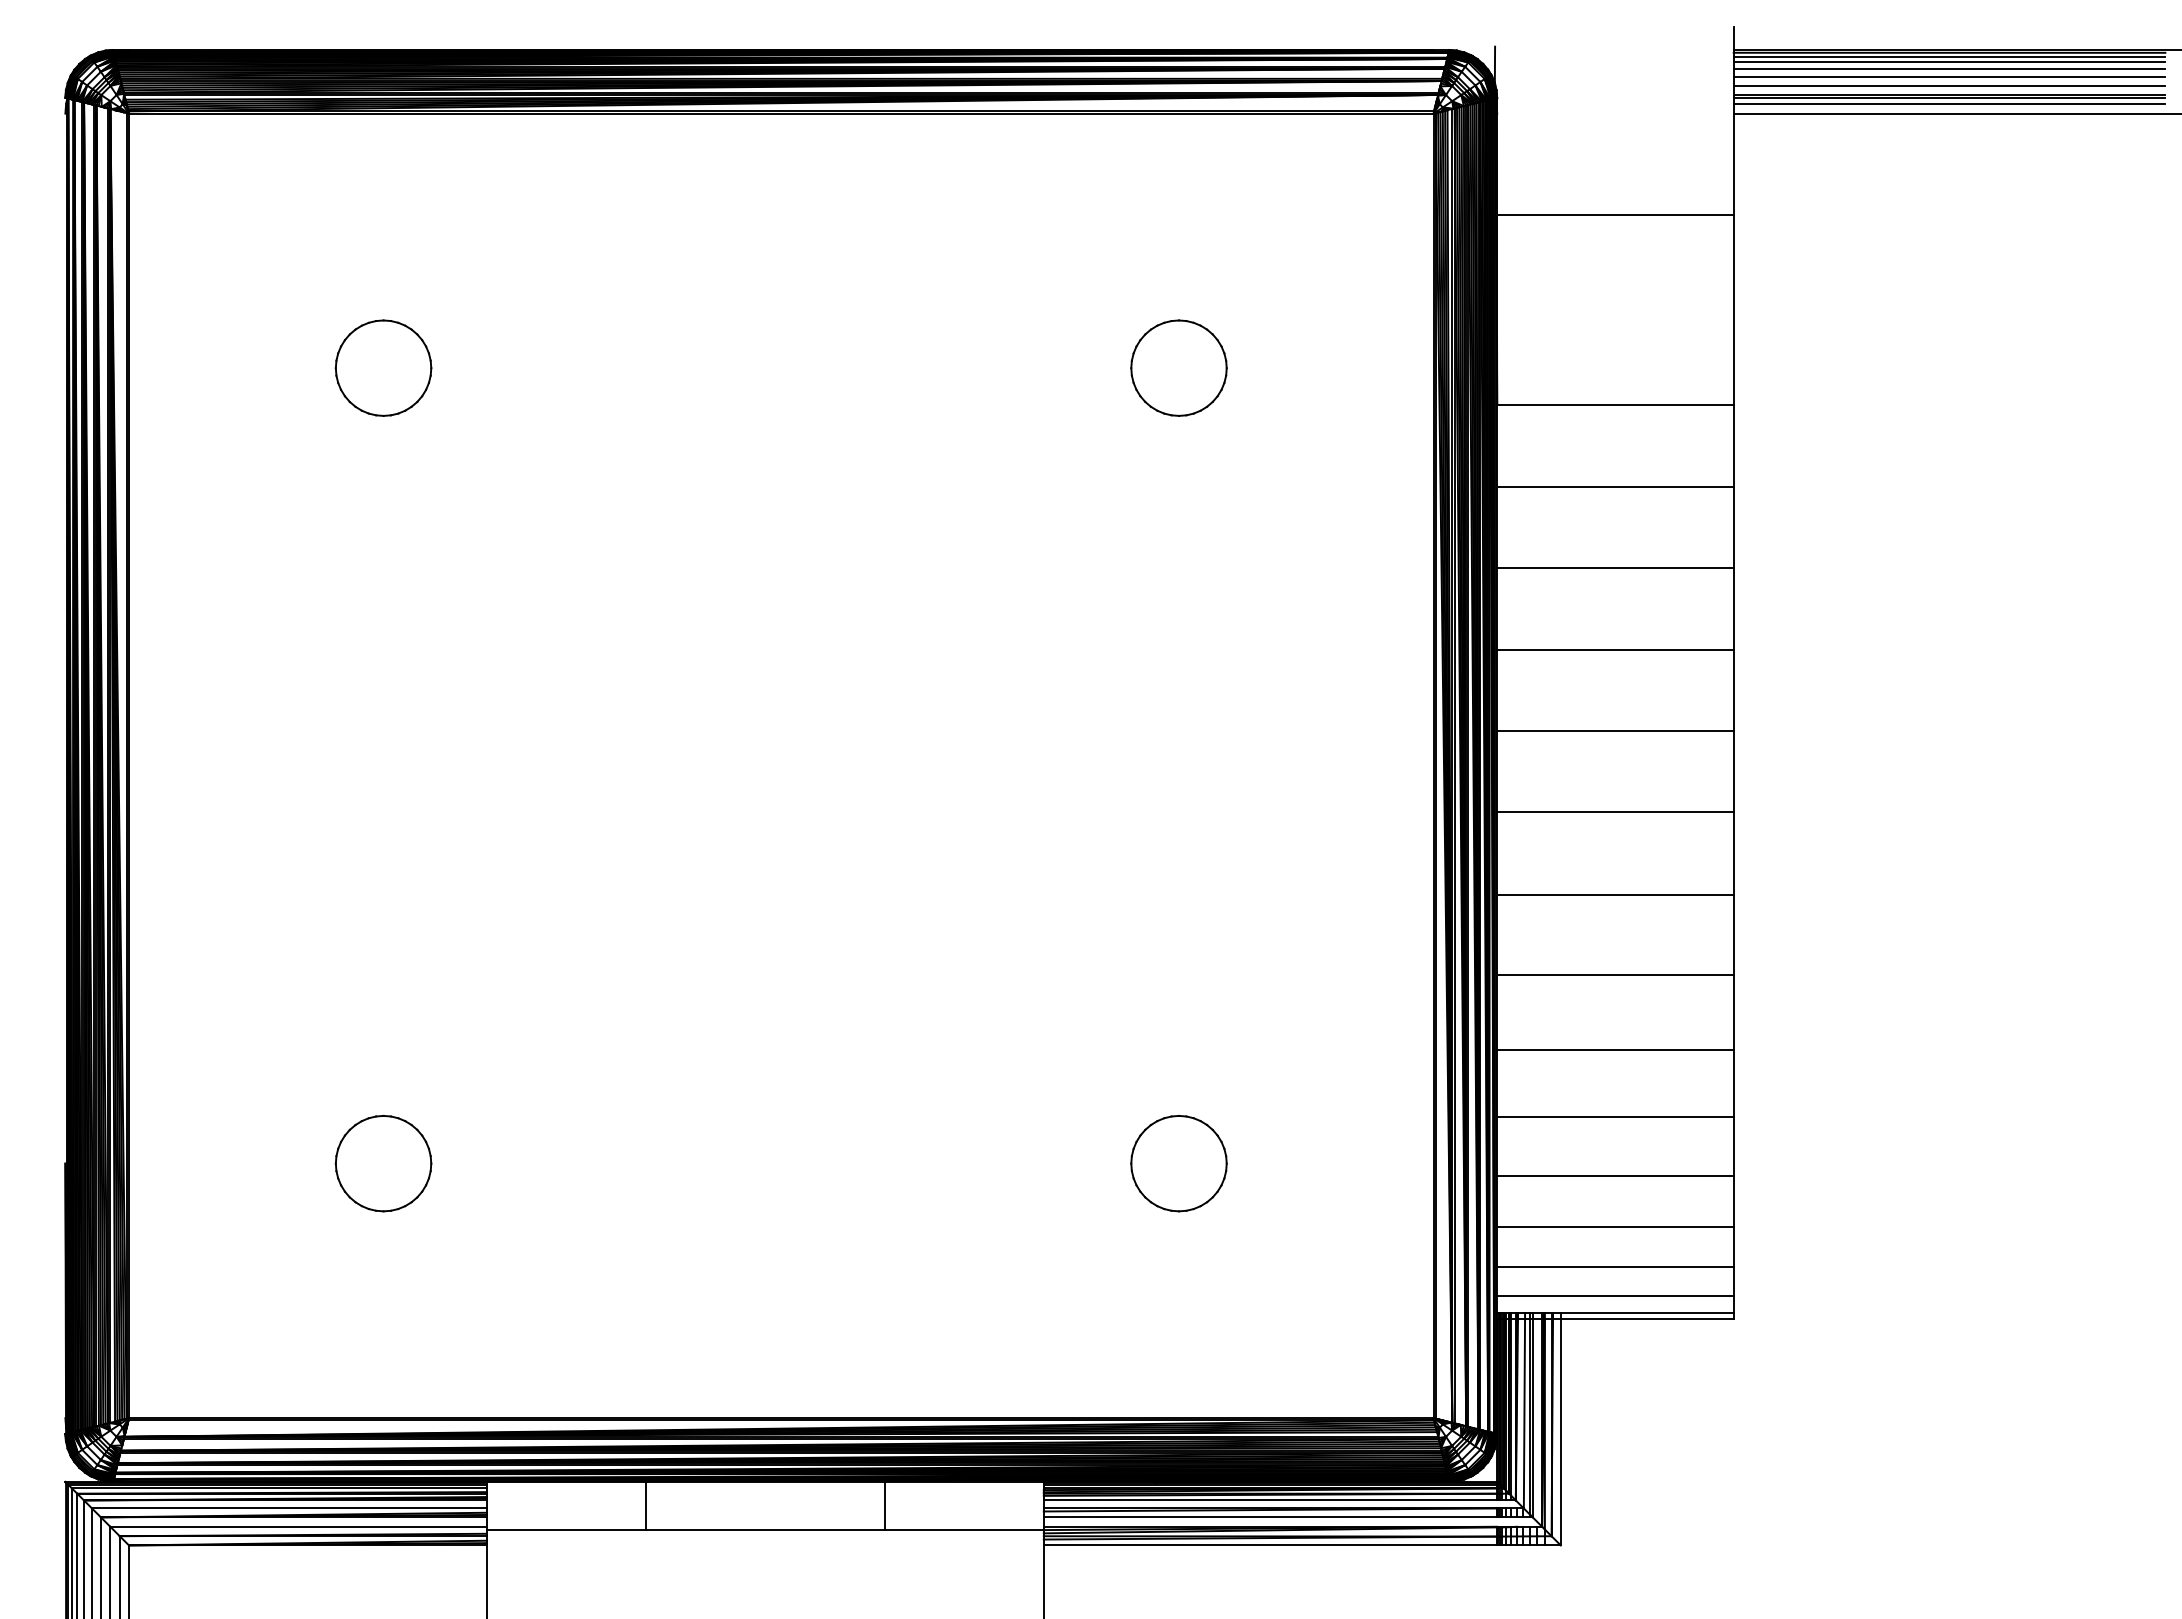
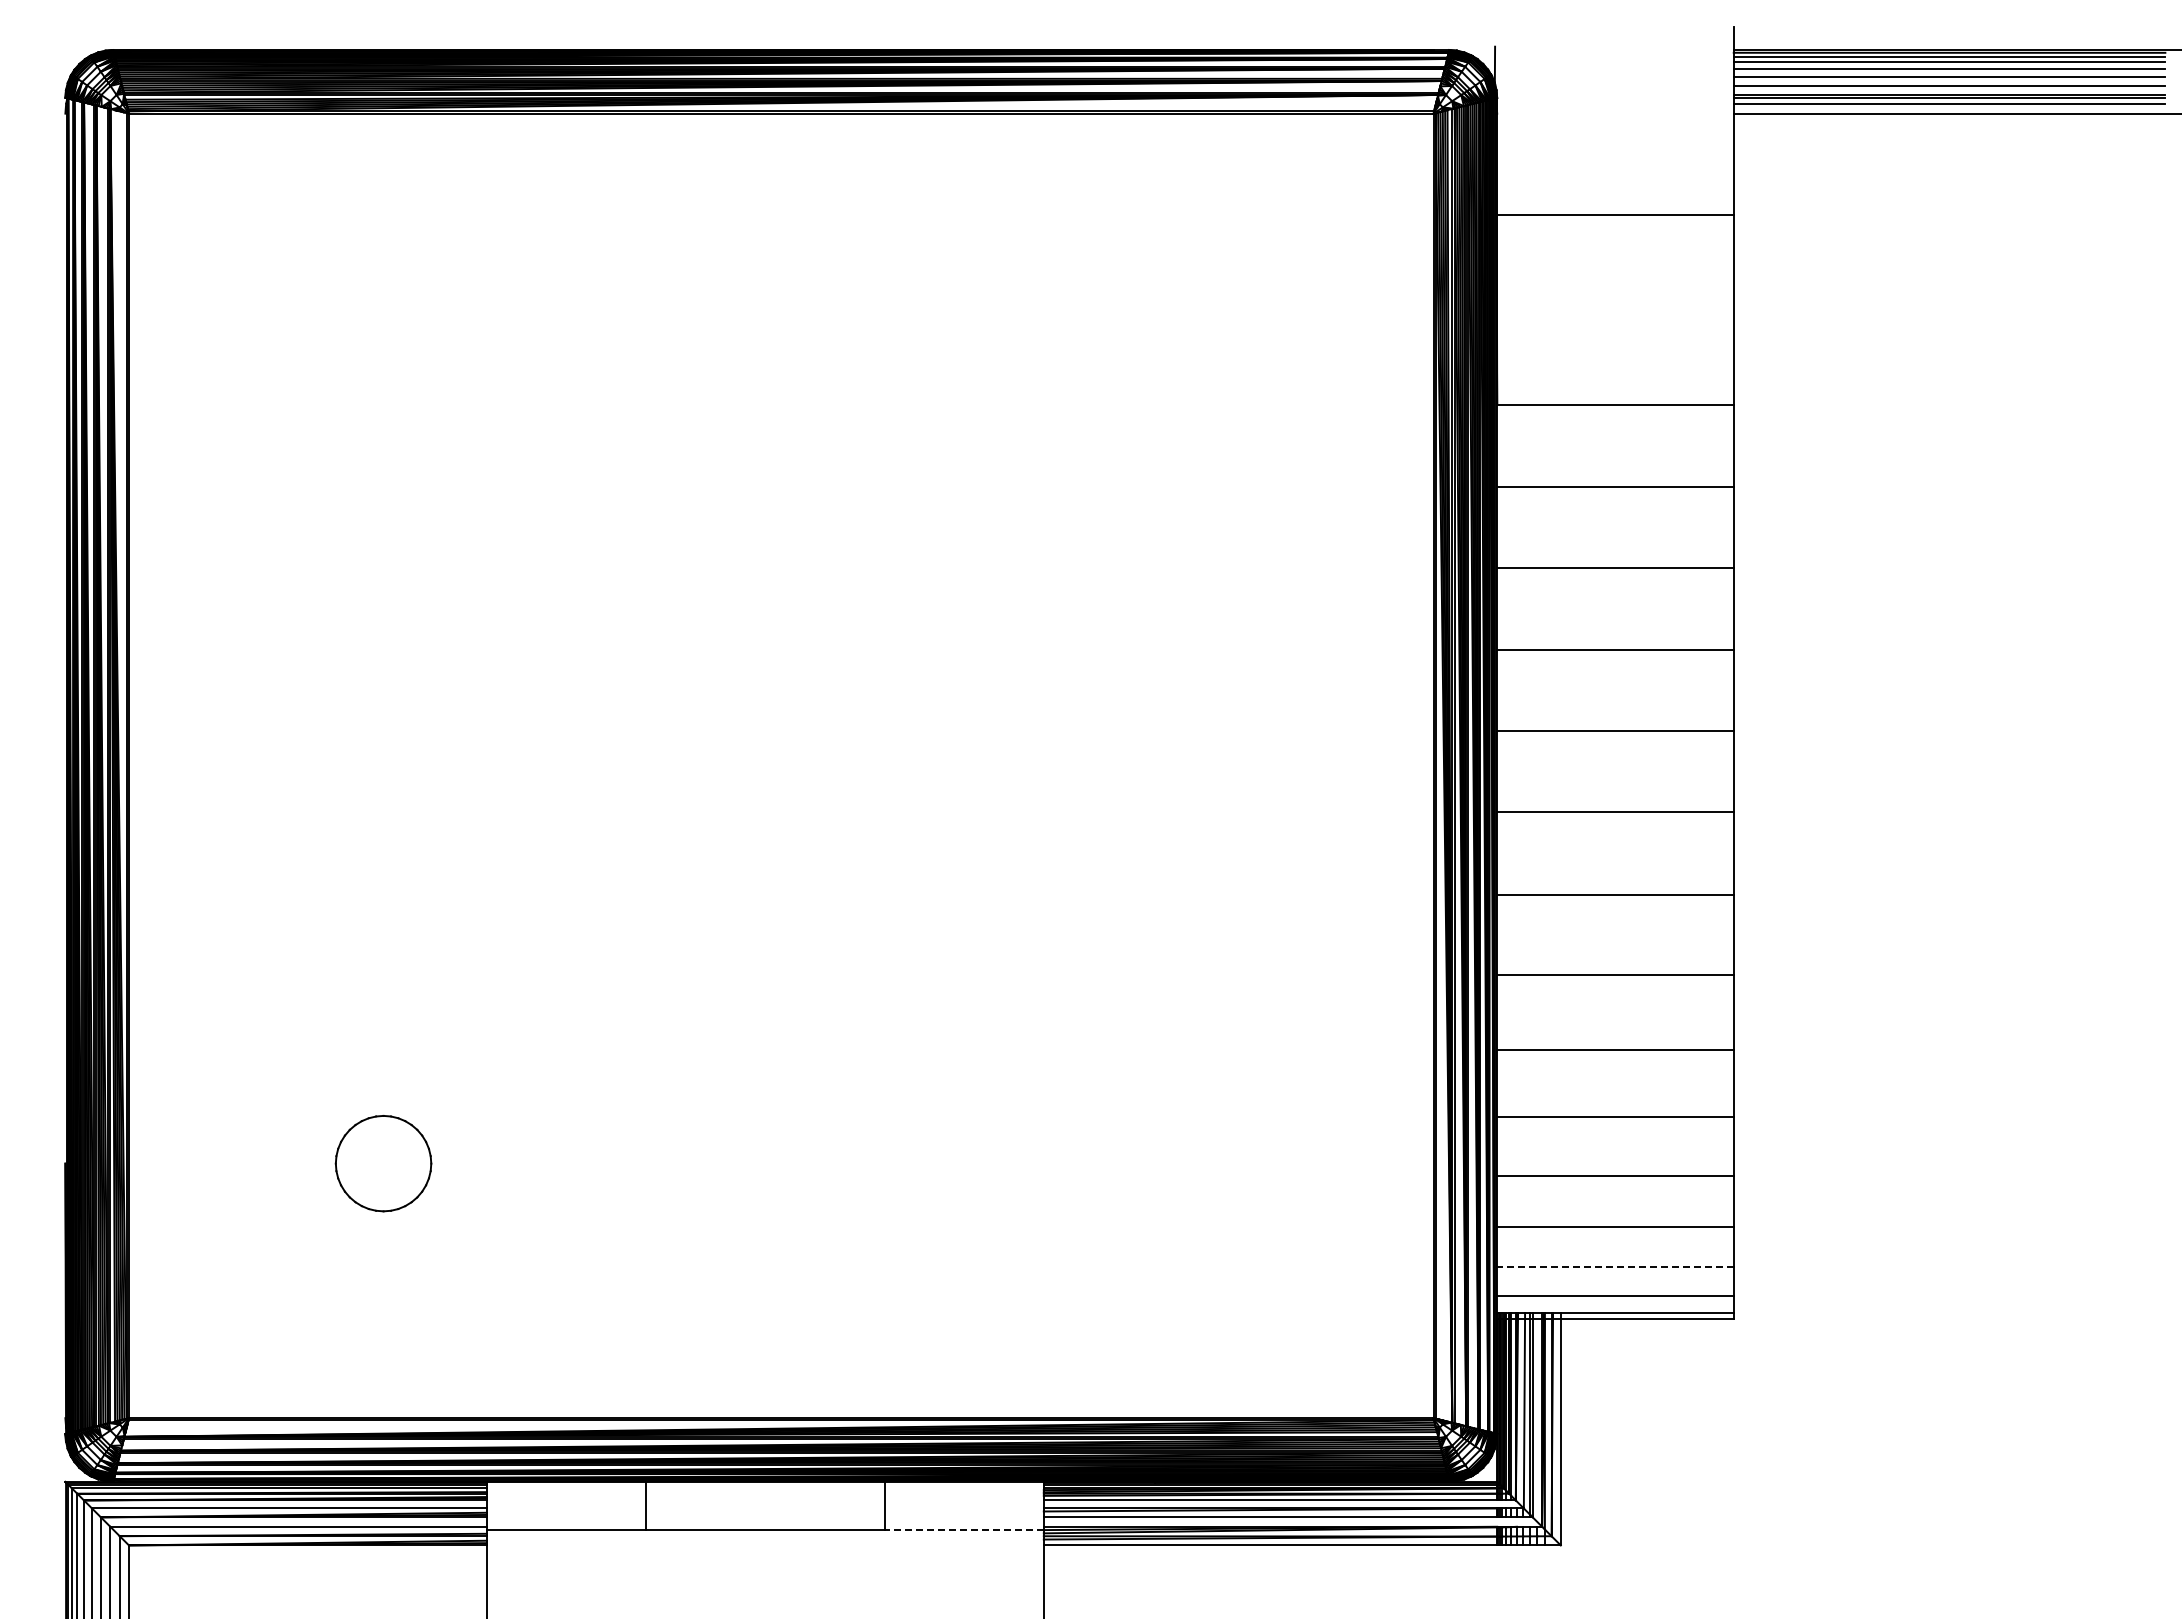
part: present -> none (383, 367)
part: present -> none (1178, 367)
part: present -> none (1178, 1163)
line: solid -> dashed (1614, 1266)
line: solid -> dashed (964, 1529)
